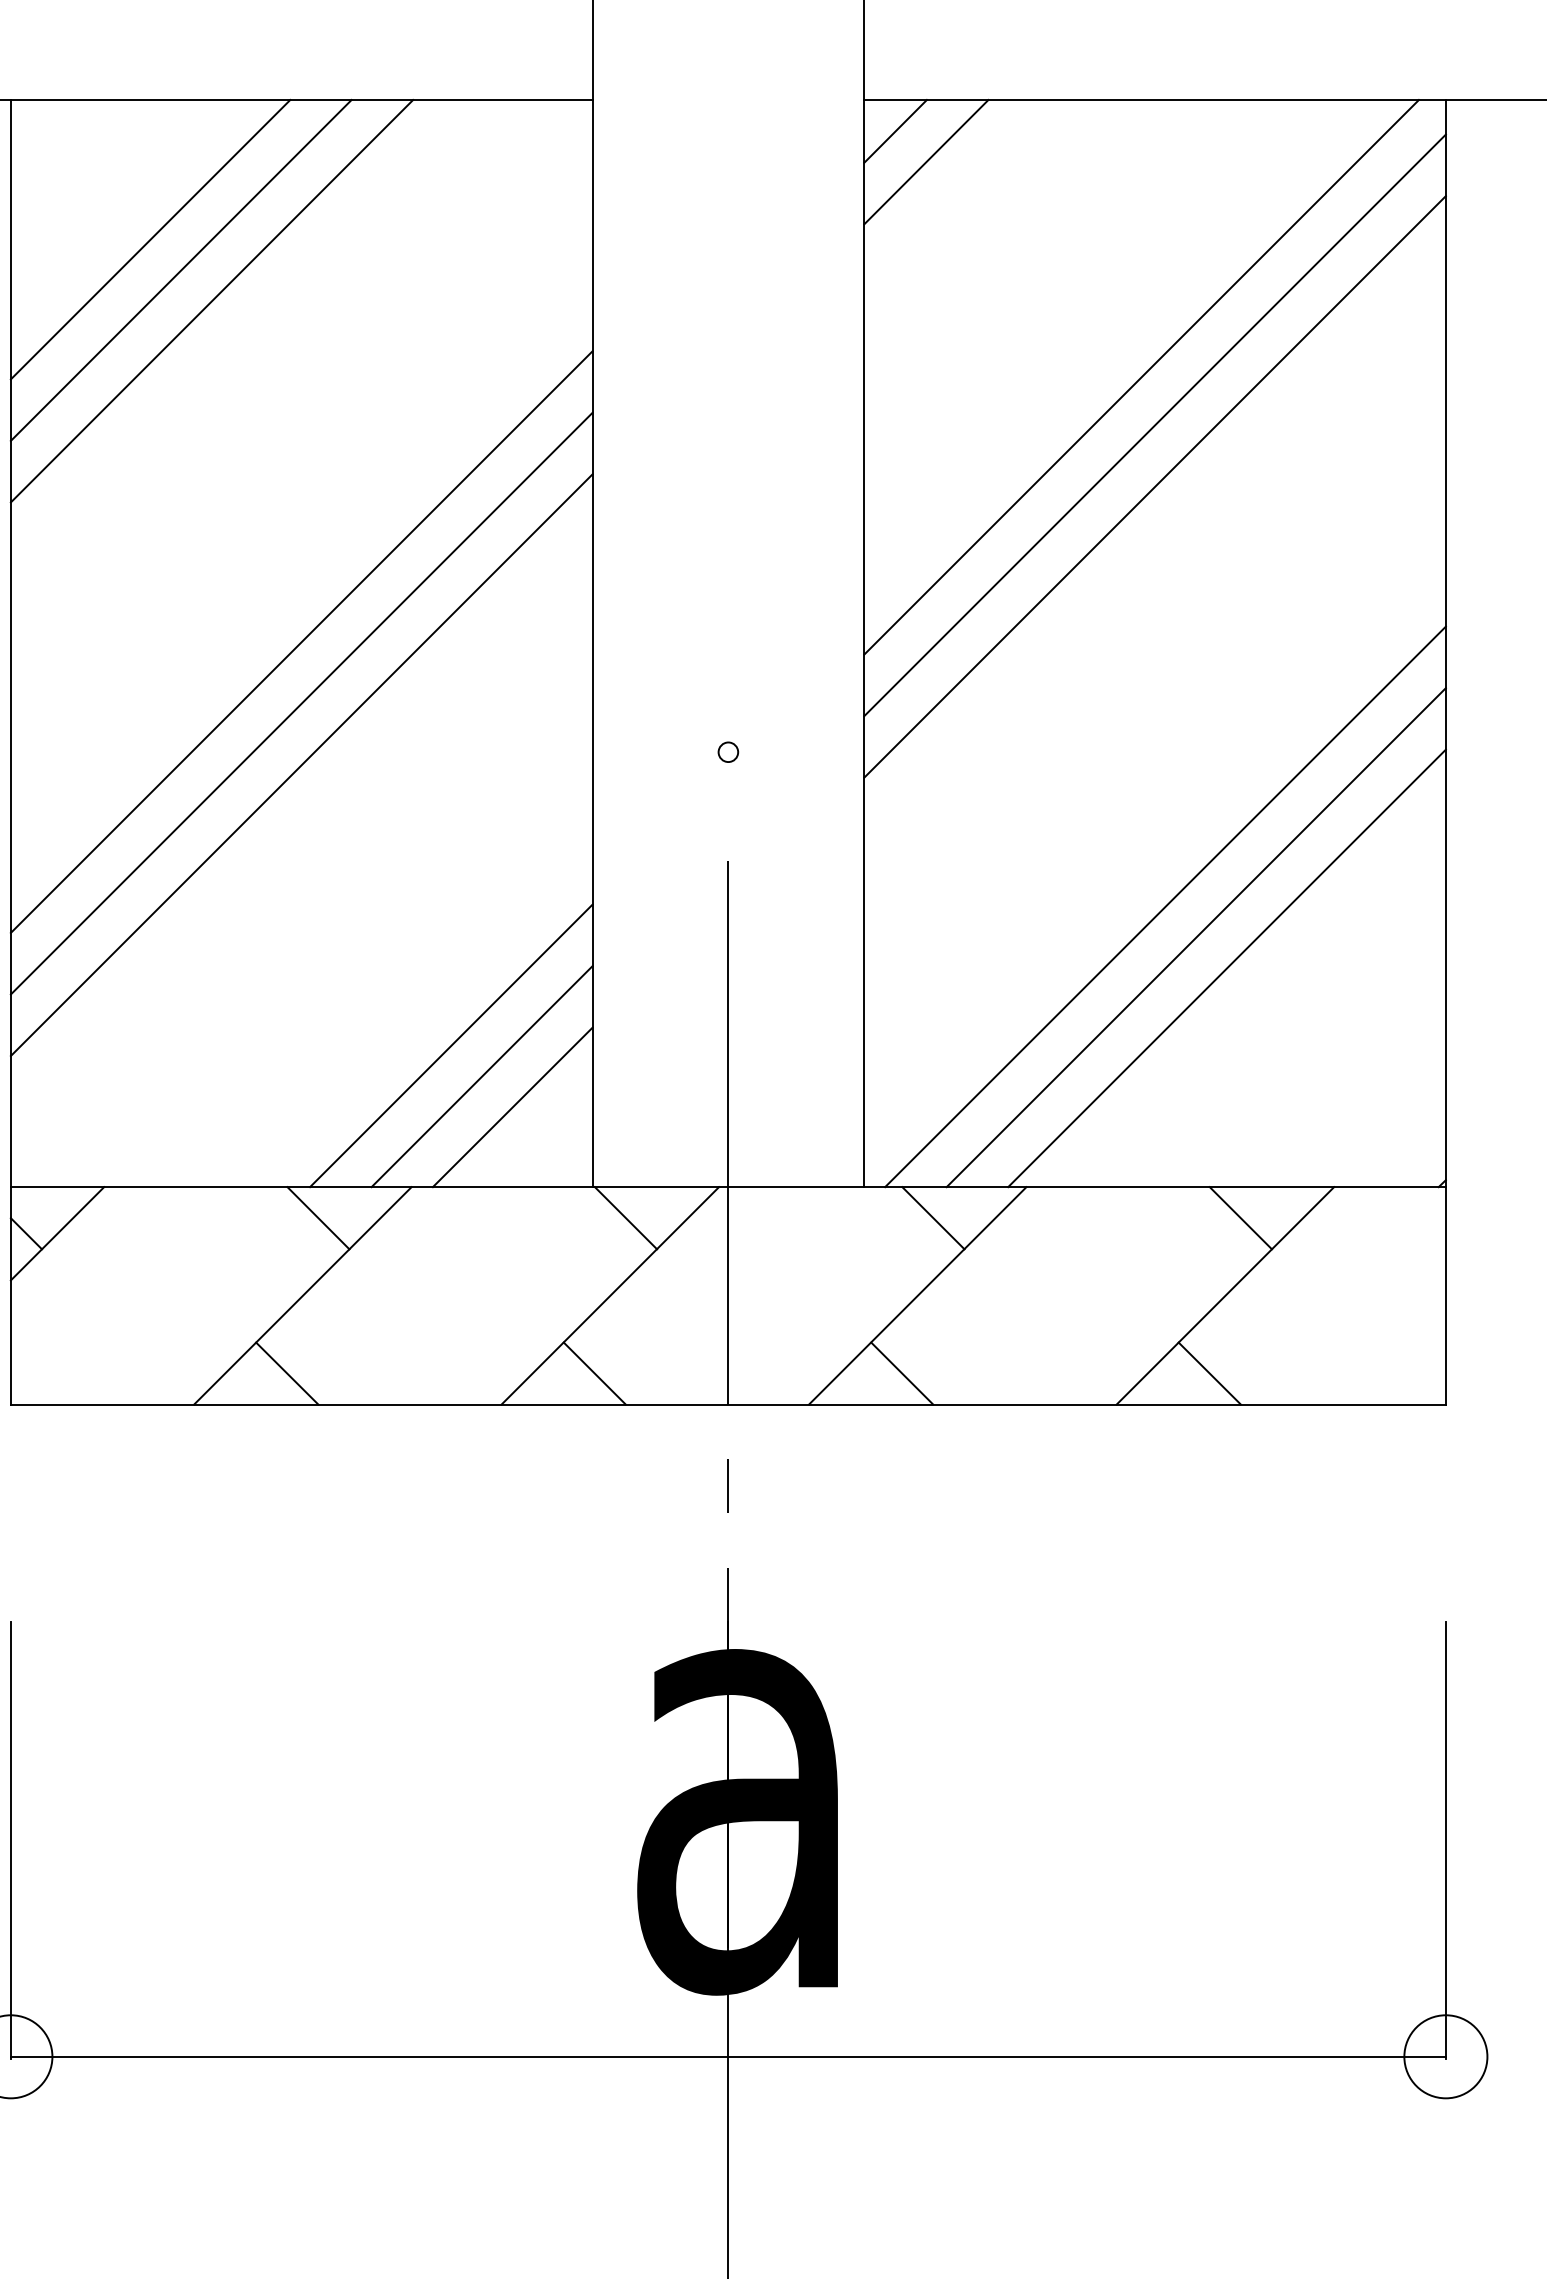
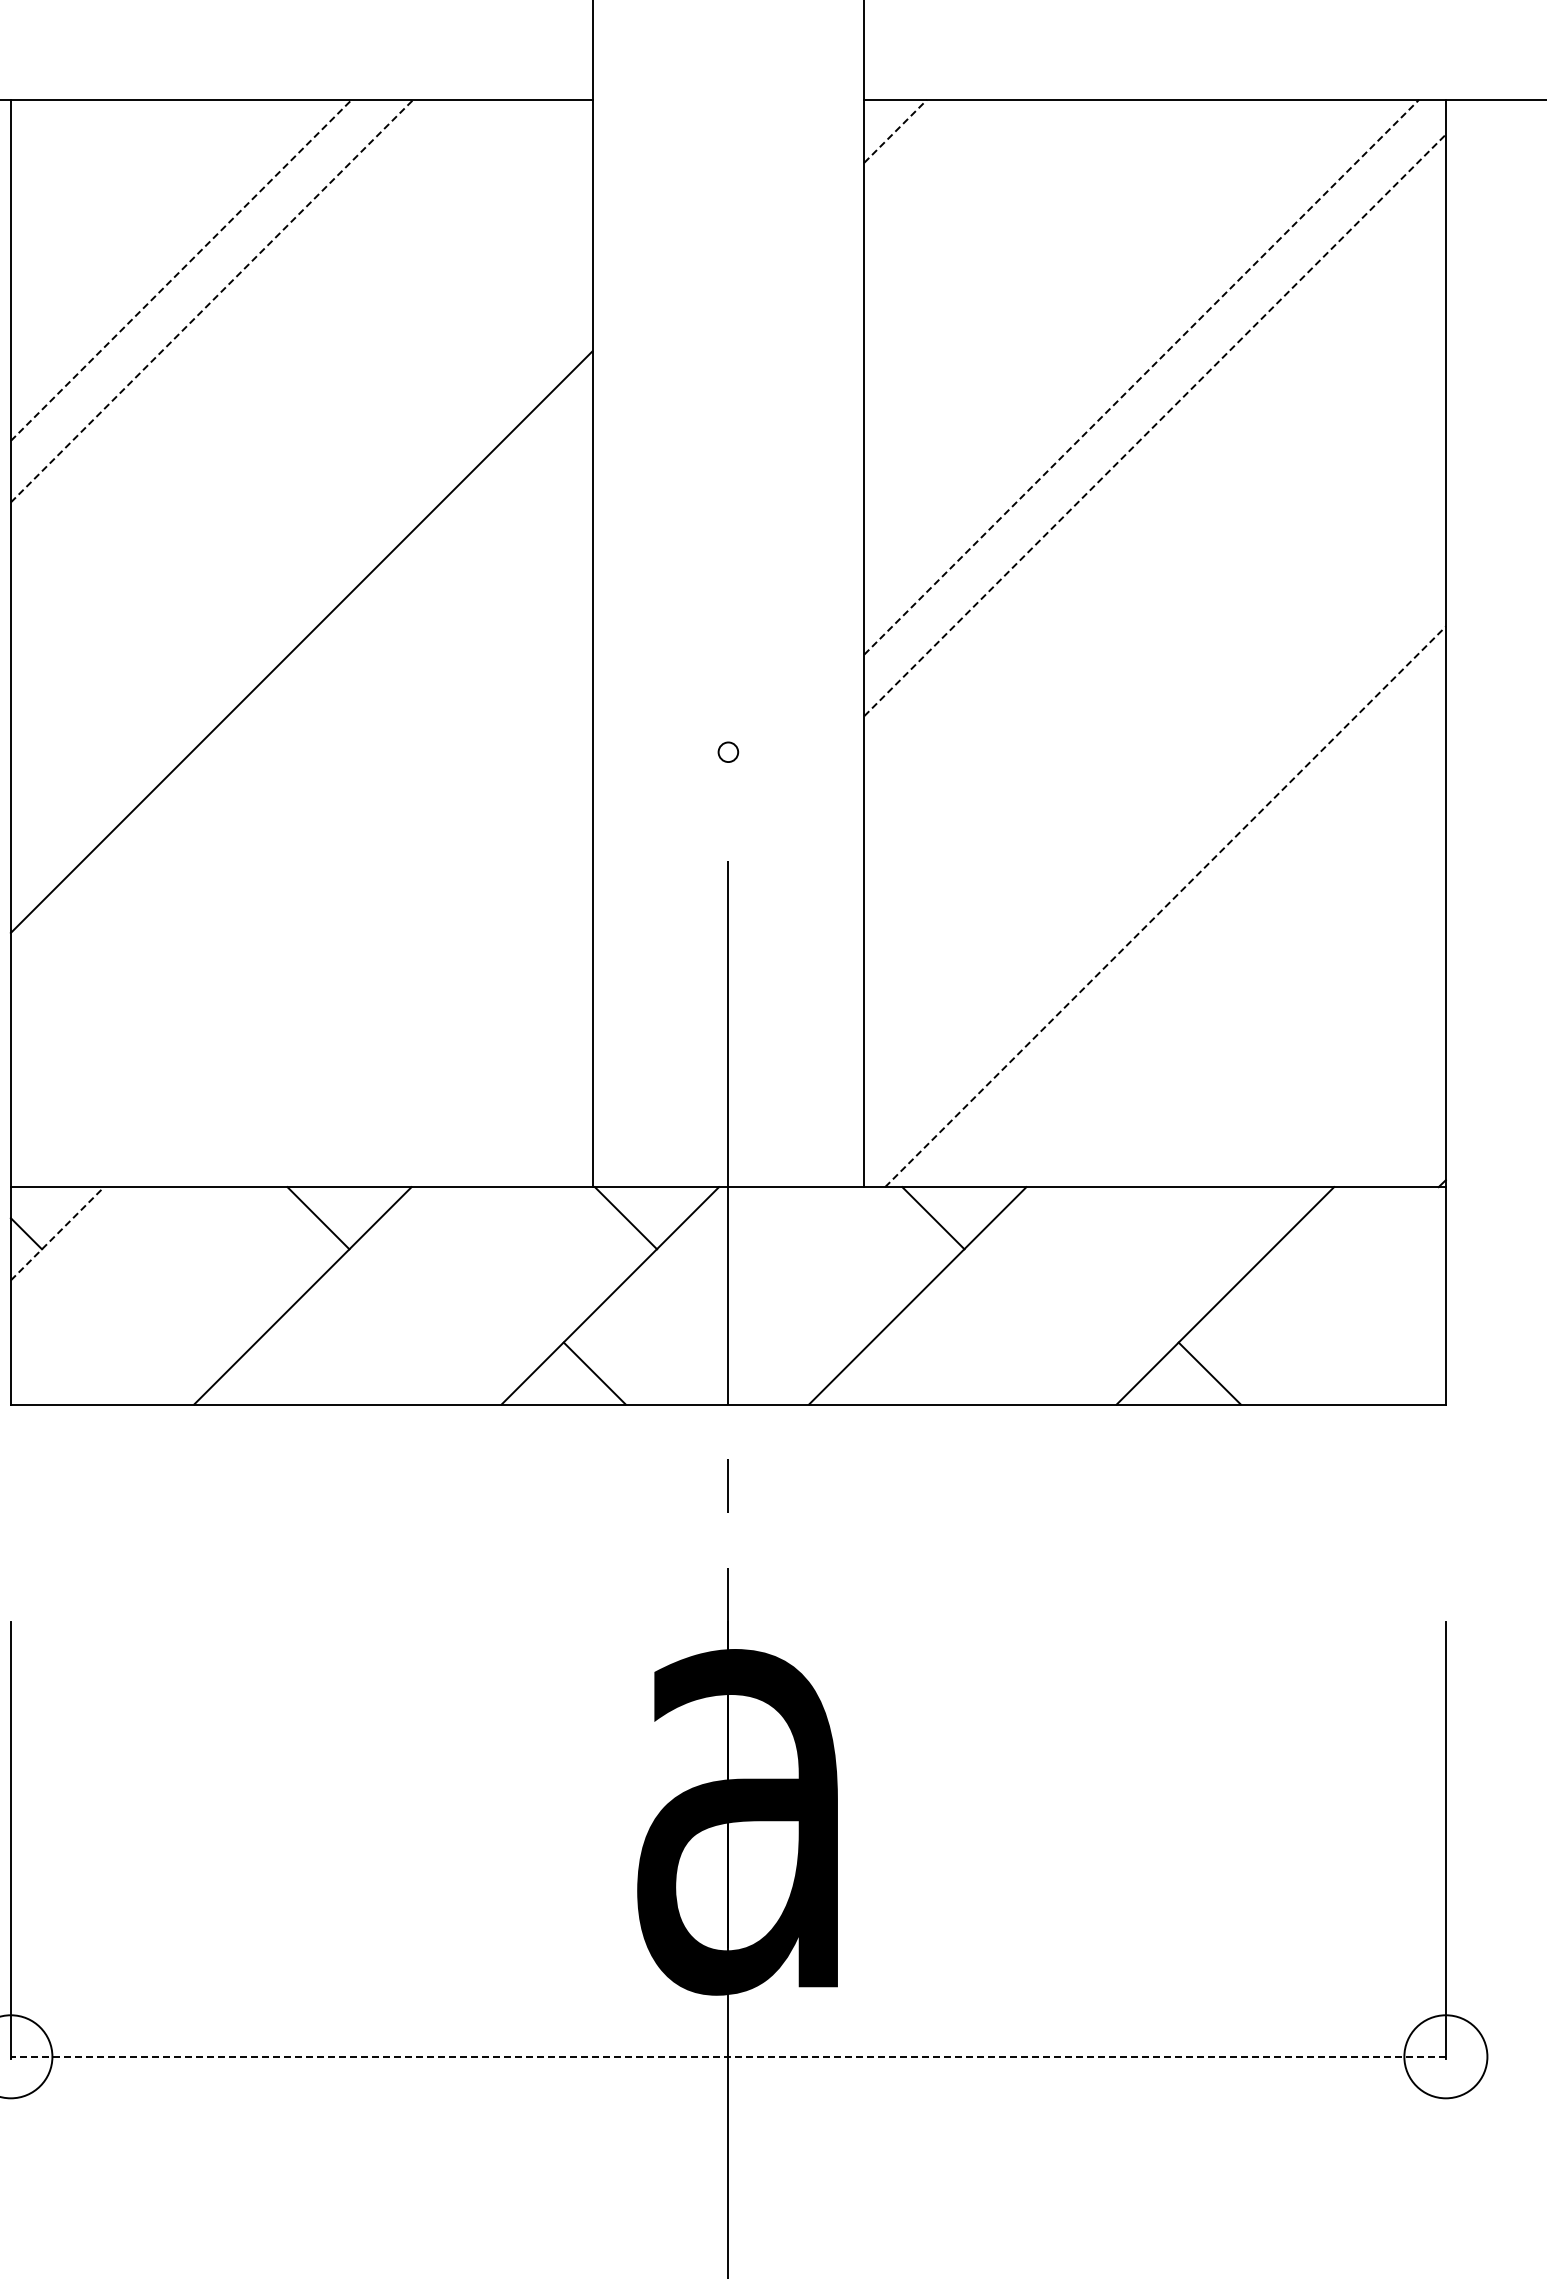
line: solid -> dashed (895, 131)
line: present -> none (926, 162)
line: present -> none (150, 239)
line: solid -> dashed (181, 270)
line: solid -> dashed (212, 300)
line: solid -> dashed (1141, 376)
line: solid -> dashed (1155, 425)
line: present -> none (1154, 486)
line: present -> none (301, 703)
line: present -> none (301, 765)
line: solid -> dashed (1165, 906)
line: present -> none (1195, 937)
line: present -> none (1226, 968)
line: present -> none (451, 1045)
line: present -> none (481, 1076)
line: present -> none (512, 1107)
line: present -> none (1240, 1218)
line: solid -> dashed (57, 1233)
line: present -> none (287, 1373)
line: present -> none (902, 1373)
line: solid -> dashed (727, 2056)
